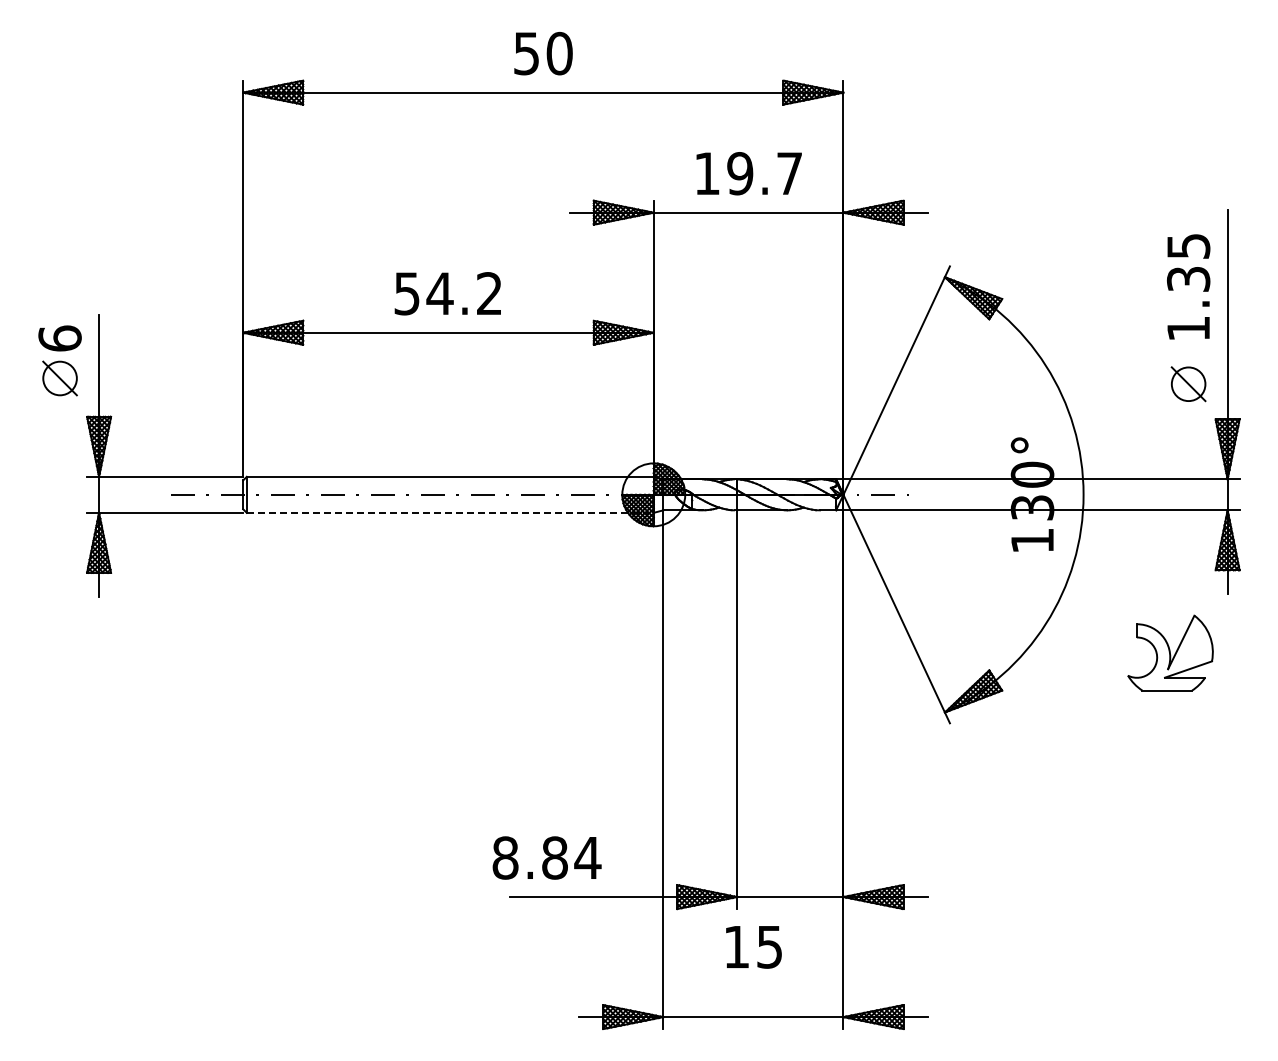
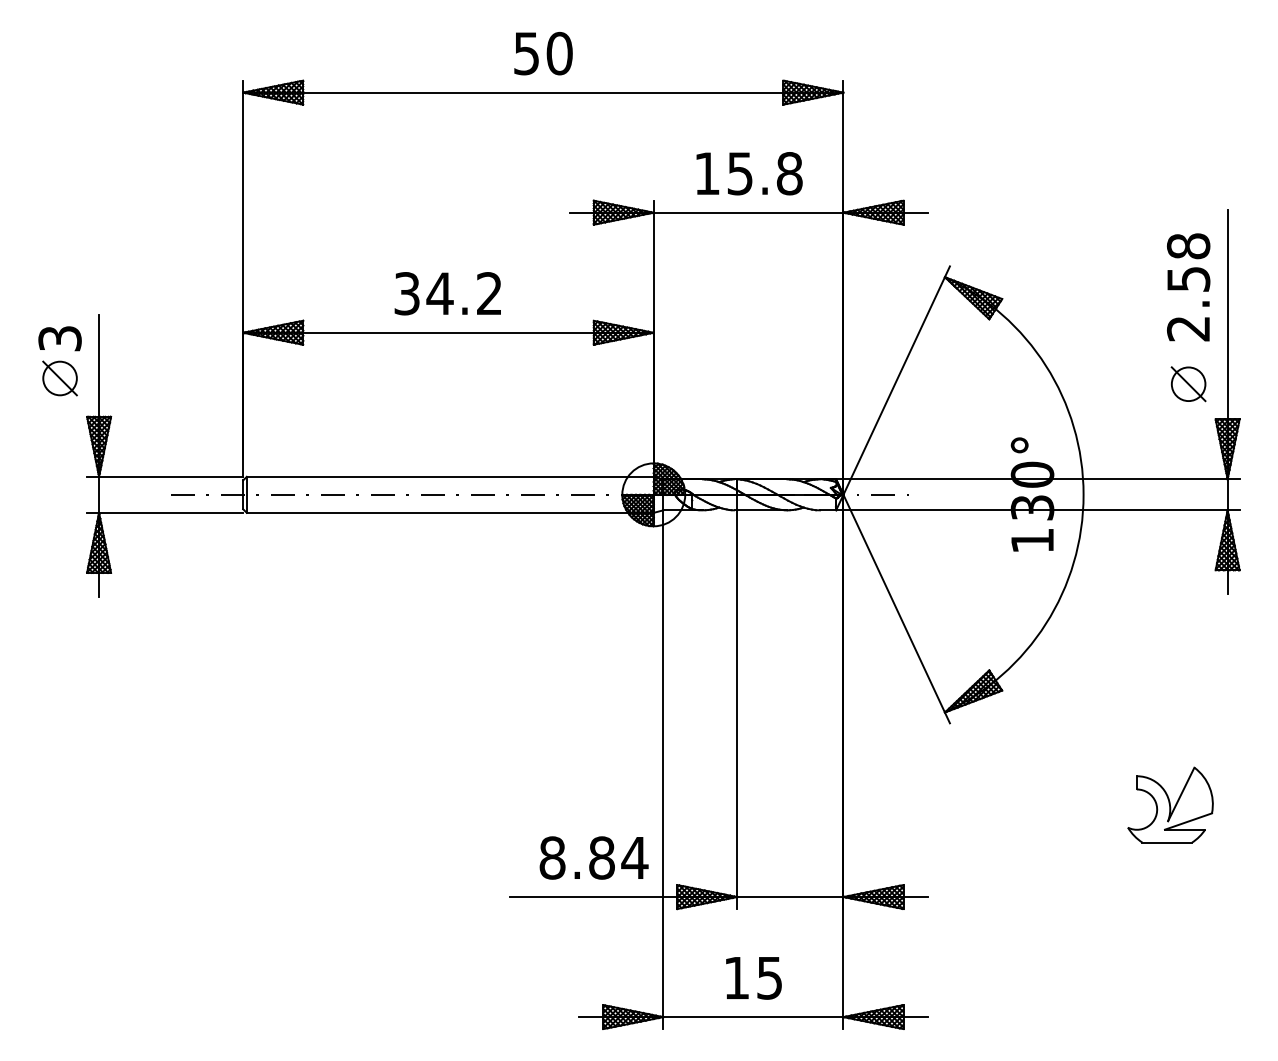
text: 19.7 -> 15.8 (764, 173)
text: 1.35 -> 2.58 (1188, 287)
text: 54.2 -> 34.2 (407, 293)
text: 6 -> 3 (59, 338)
line: dashed -> solid (450, 512)
part position: (1170, 652) -> (1170, 804) (1170, 804)
text position: (546, 857) -> (593, 857) (593, 857)
text position: (753, 947) -> (753, 978) (753, 978)
